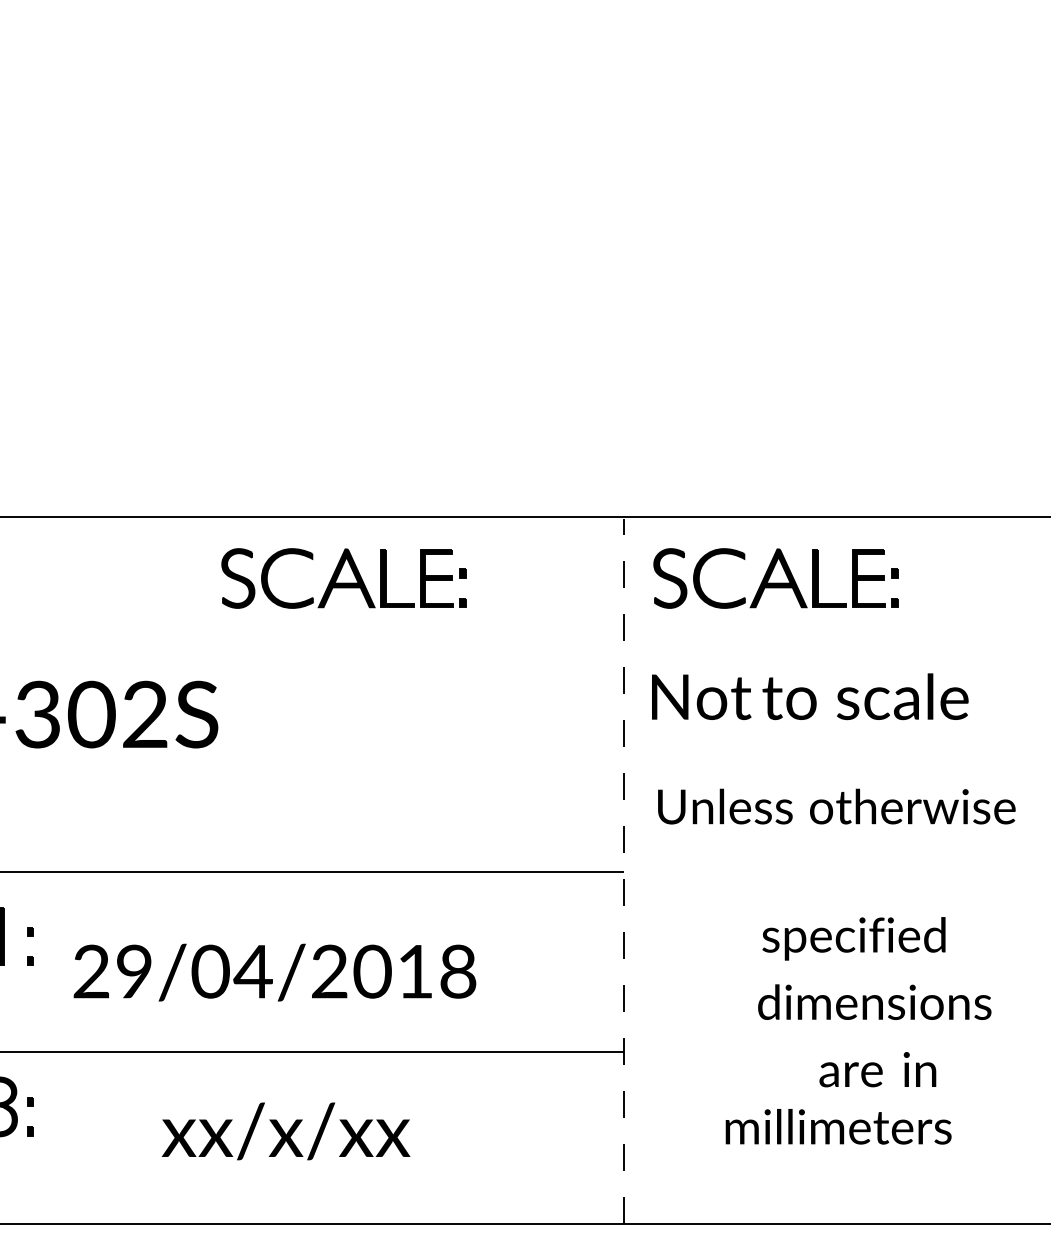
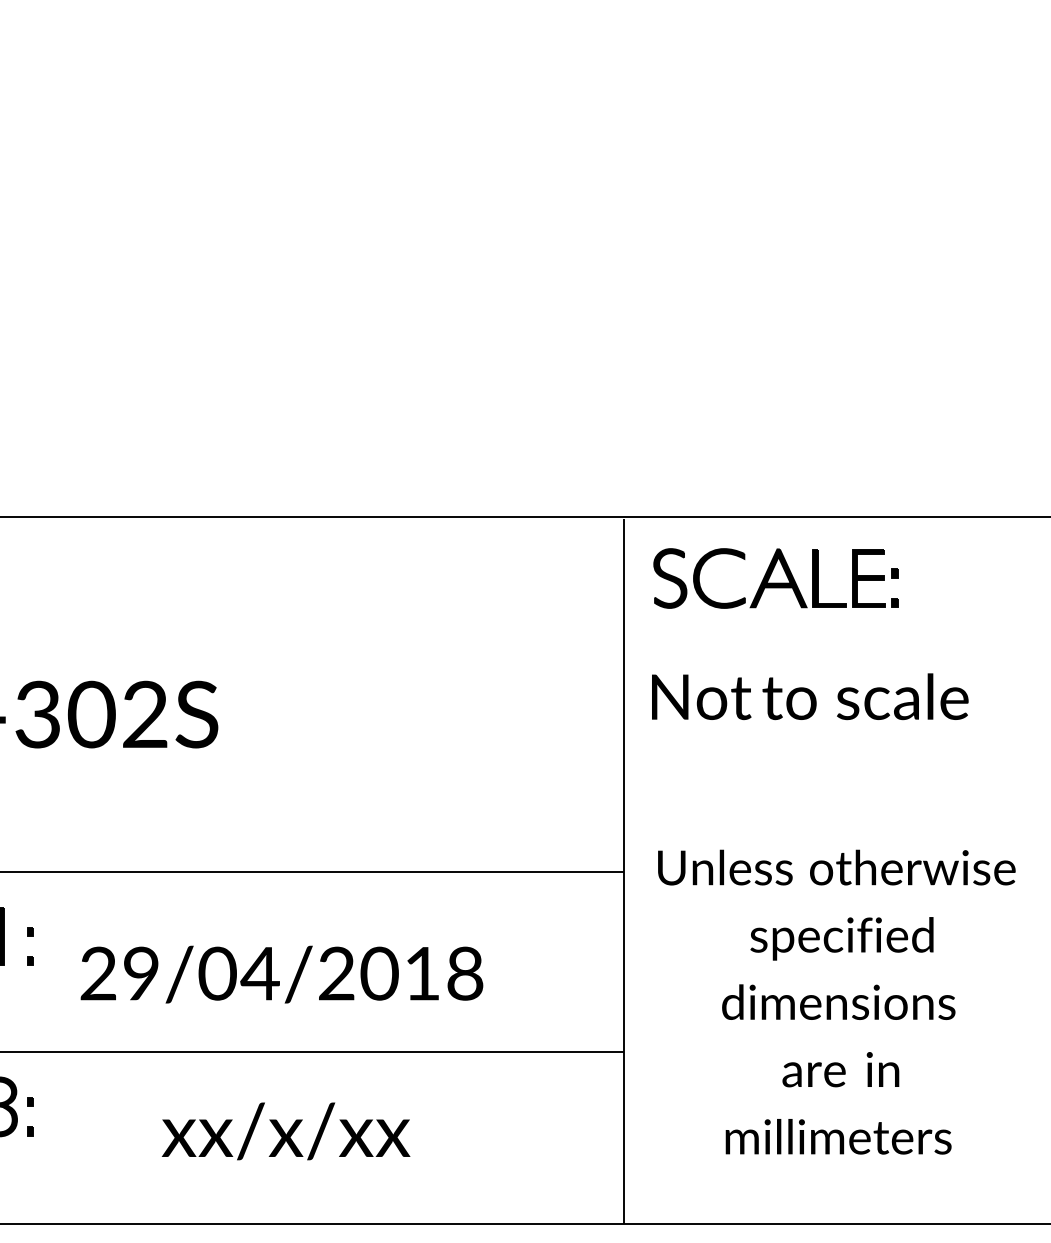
part: present -> none (343, 578)
text position: (836, 806) -> (836, 867) (836, 867)
line: dashed -> solid (624, 871)
text position: (853, 938) -> (841, 938) (841, 938)
text position: (274, 972) -> (281, 974) (281, 974)
text position: (874, 1001) -> (838, 1001) (838, 1001)
text position: (877, 1069) -> (840, 1069) (840, 1069)
text position: (838, 1126) -> (838, 1136) (838, 1136)
